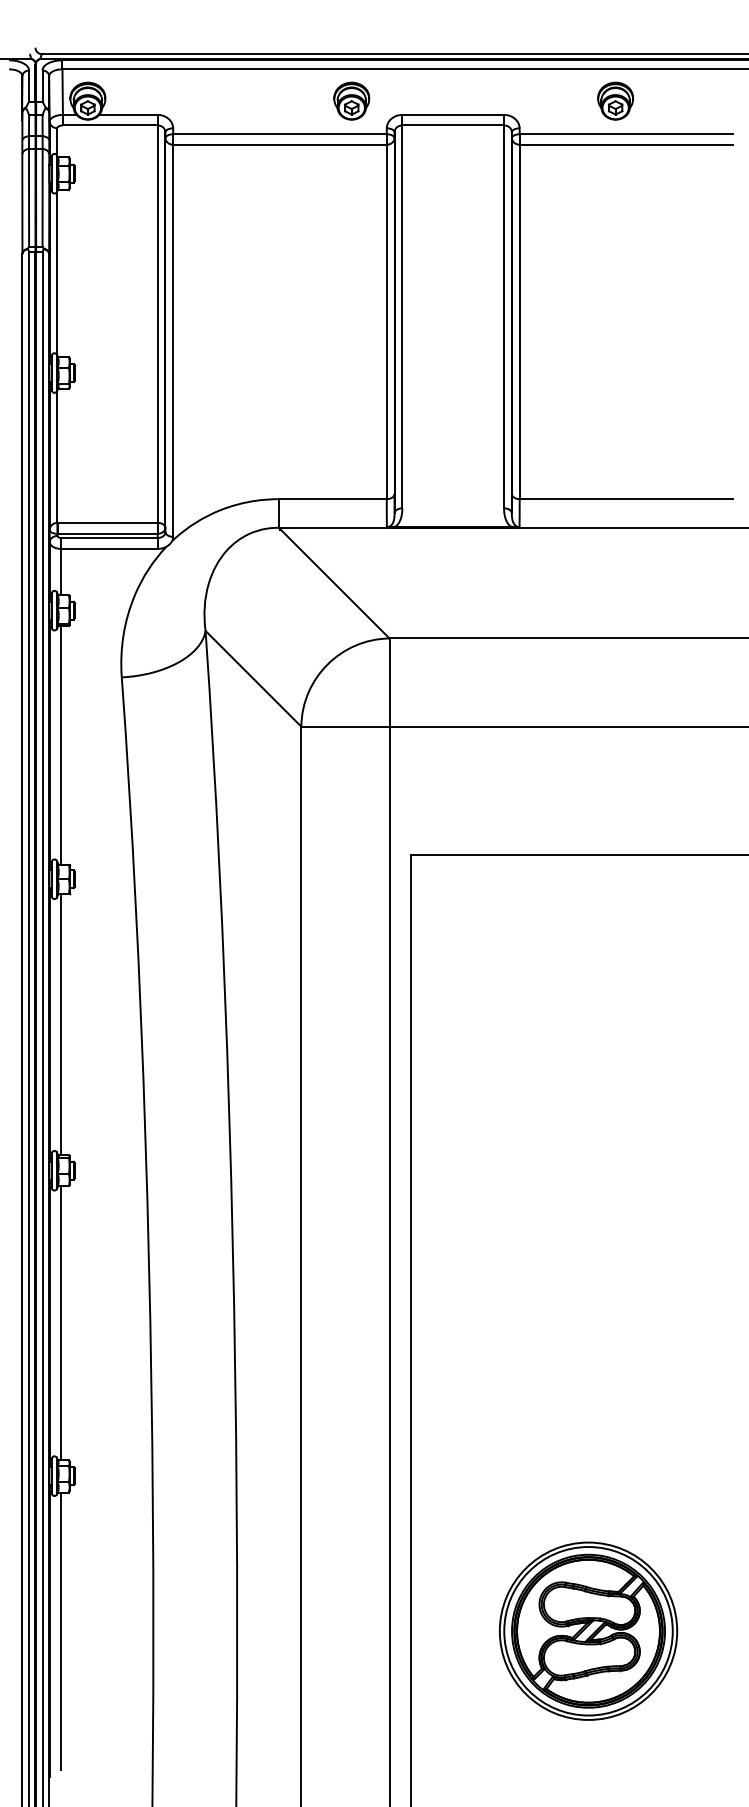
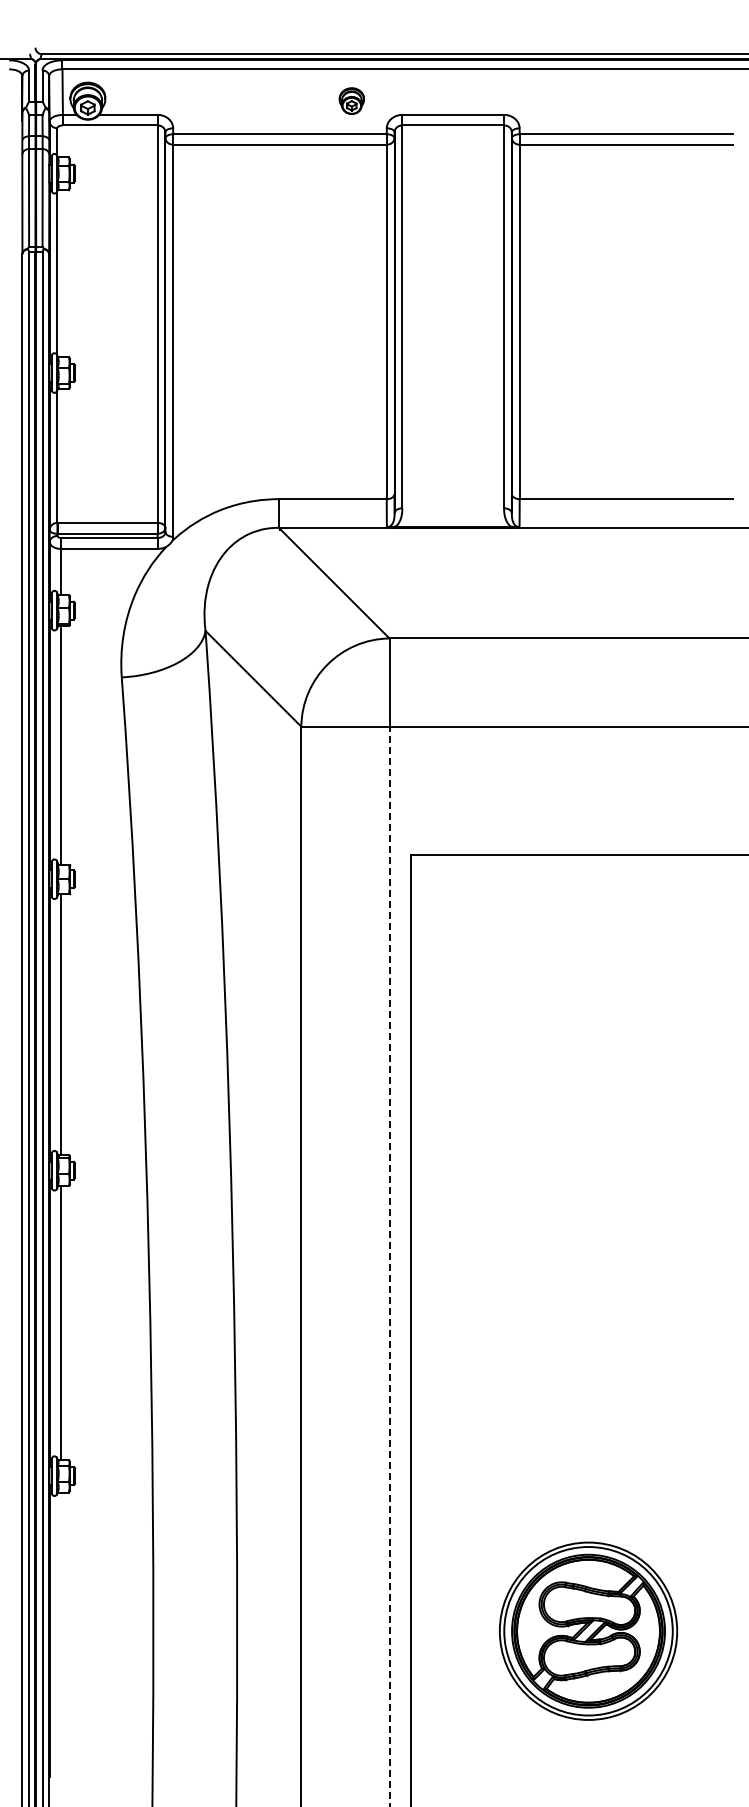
part size: 38x40 px -> 27x28 px (351, 100)
part: present -> none (615, 100)
line: solid -> dashed (389, 1266)
line: present -> none (60, 1630)
